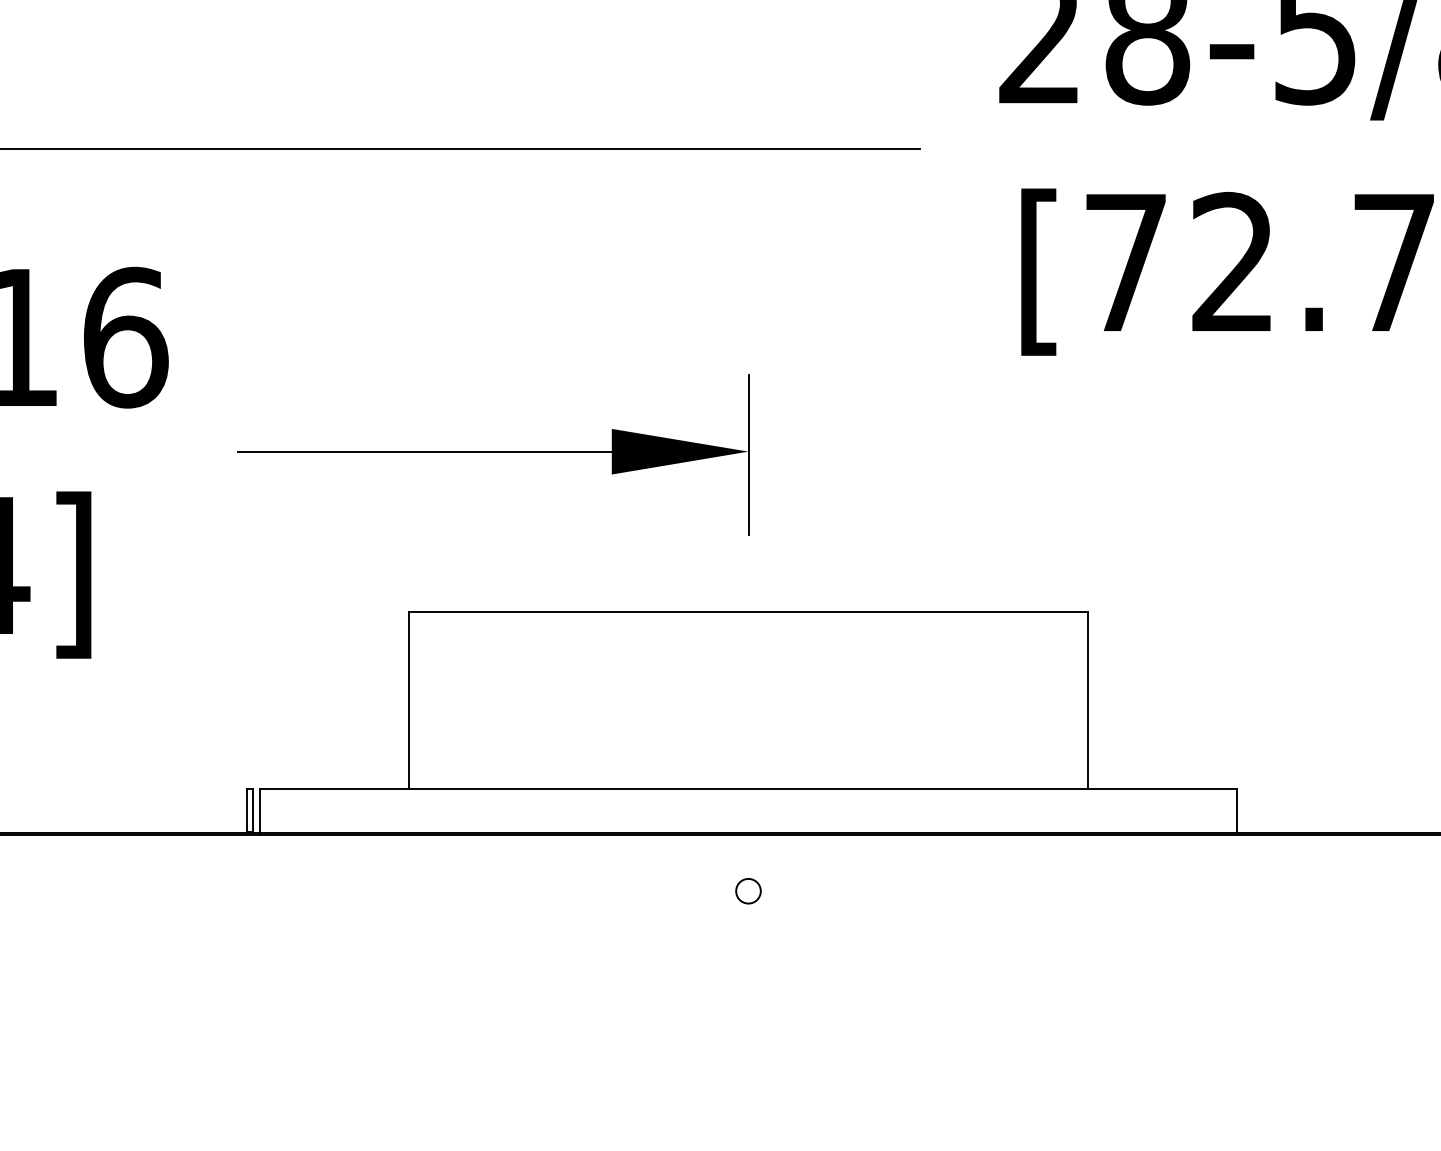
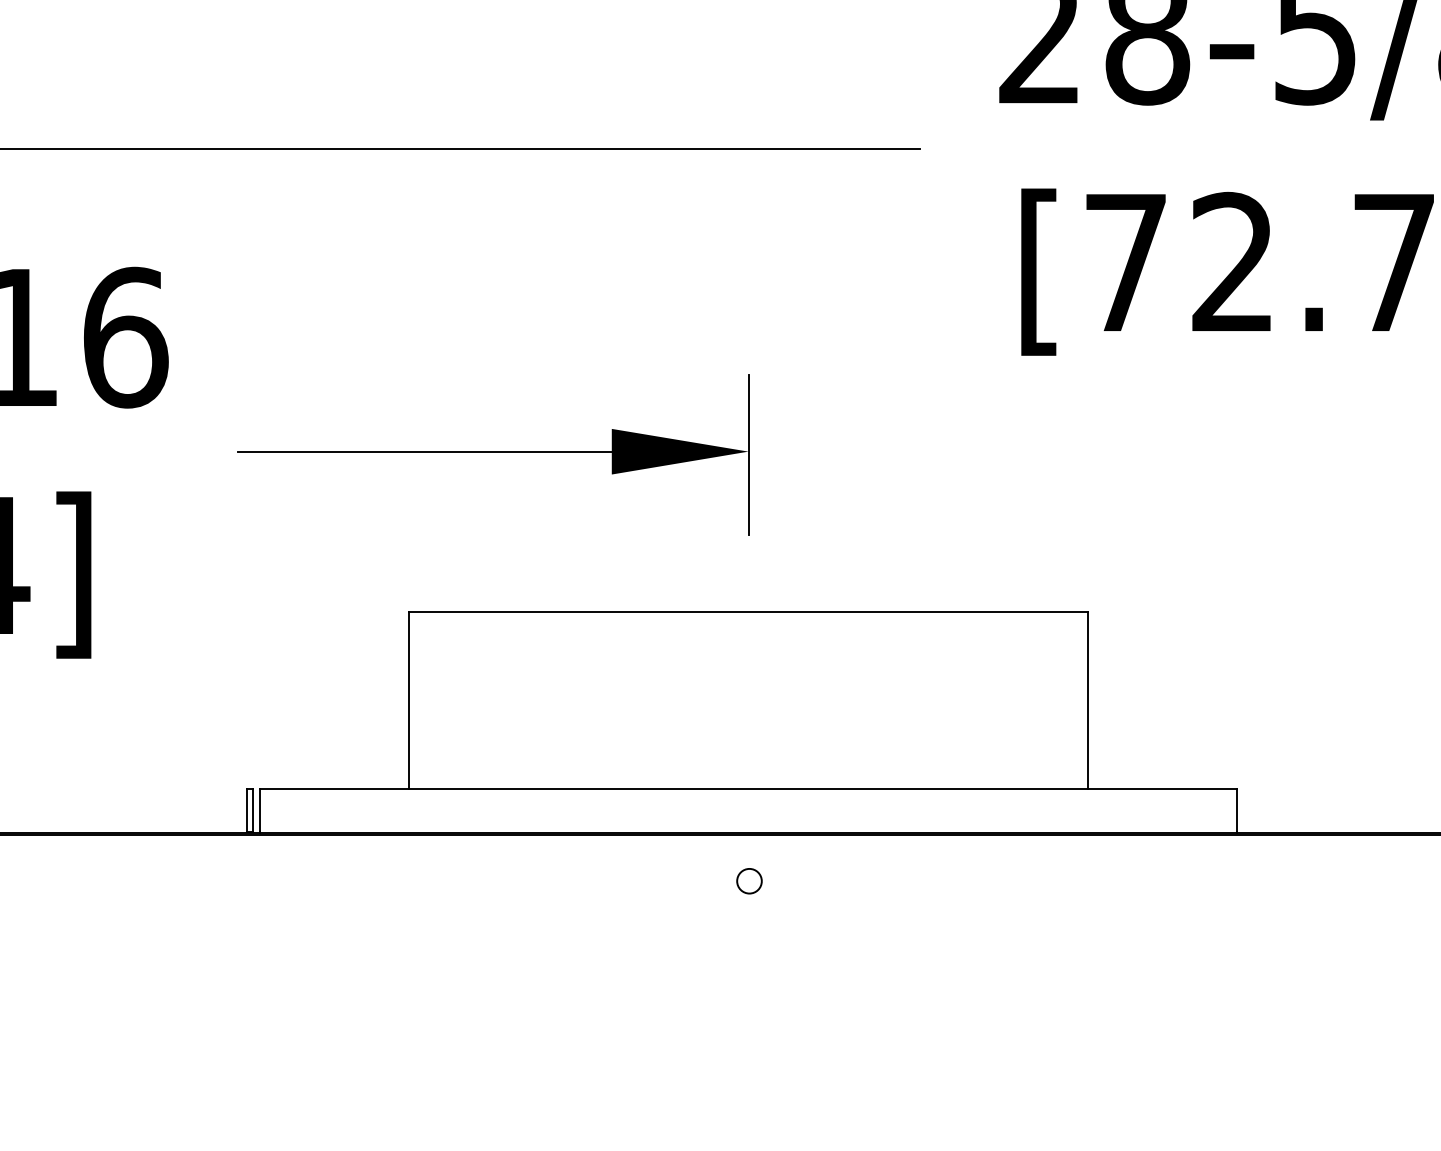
circle position: (748, 891) -> (749, 881) (749, 881)
